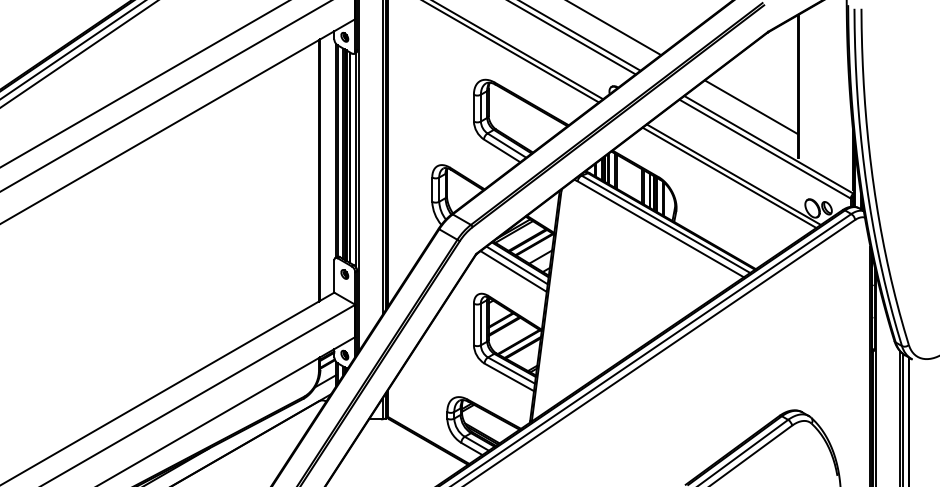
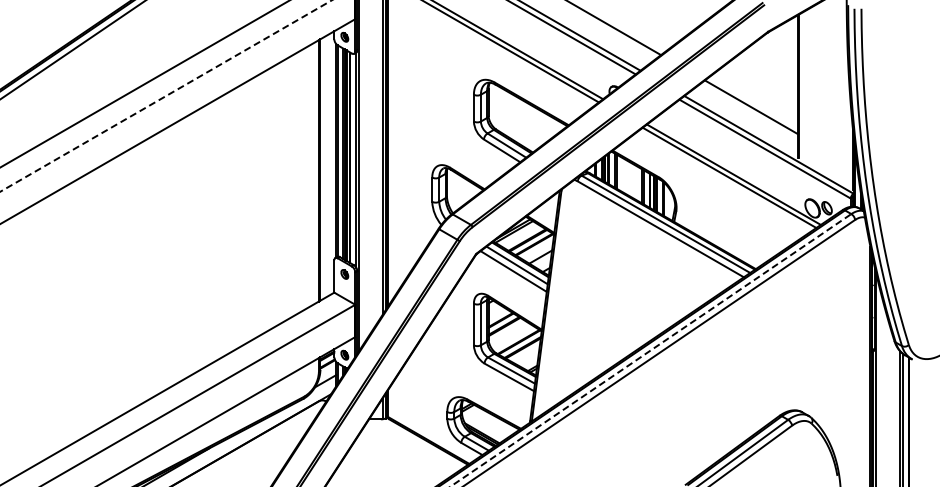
line: present -> none (78, 54)
line: solid -> dashed (165, 96)
line: solid -> dashed (651, 350)
